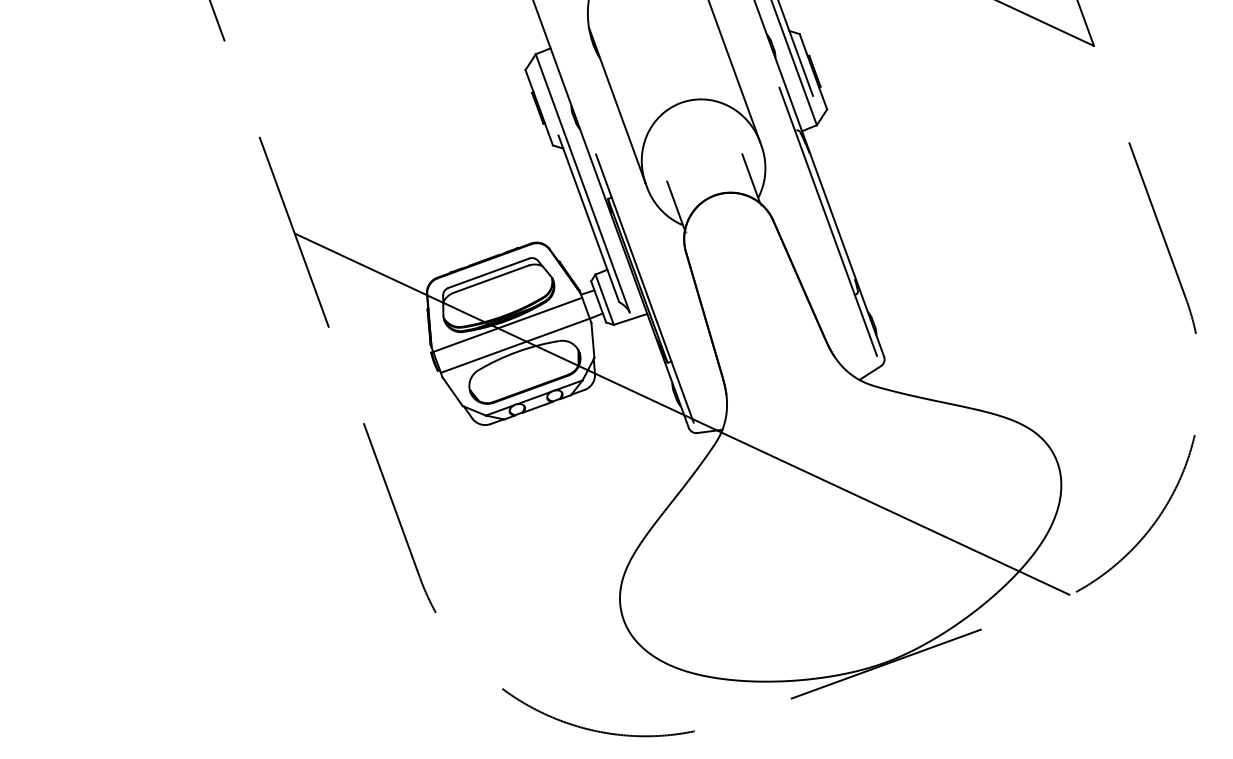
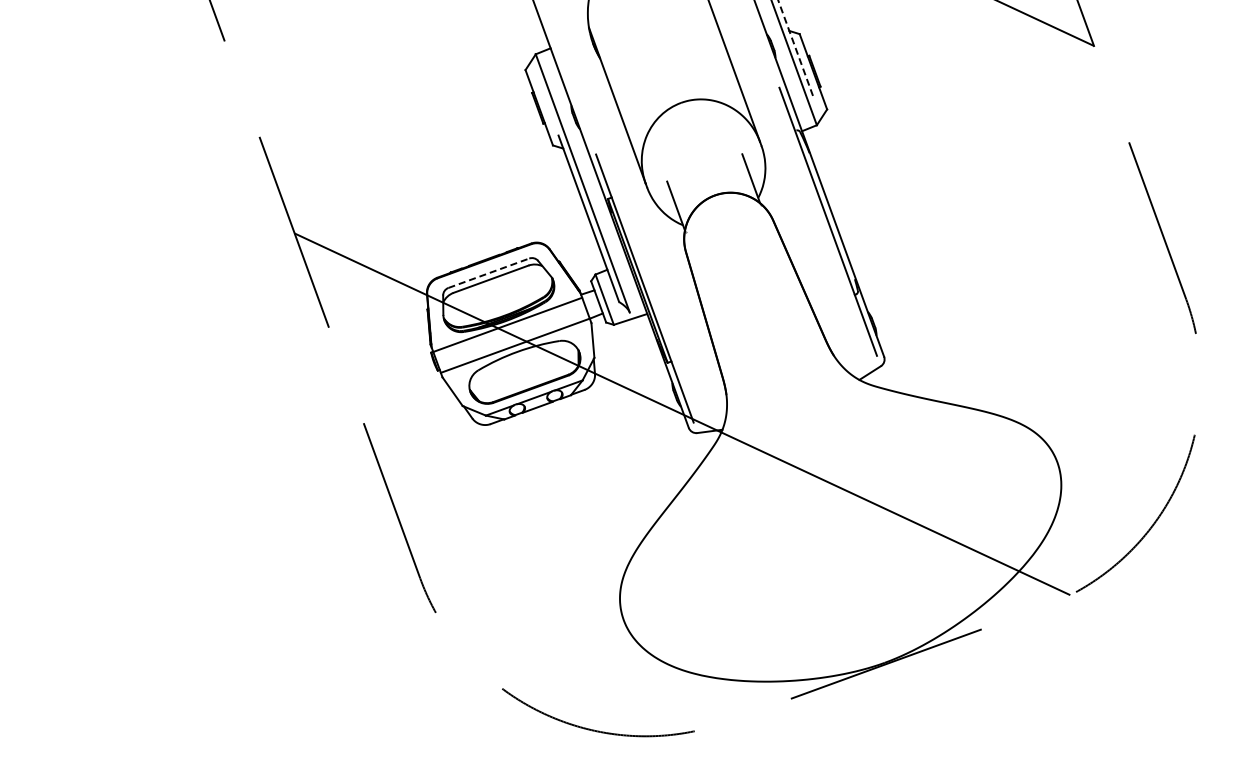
line: solid -> dashed (795, 48)
line: solid -> dashed (488, 273)
